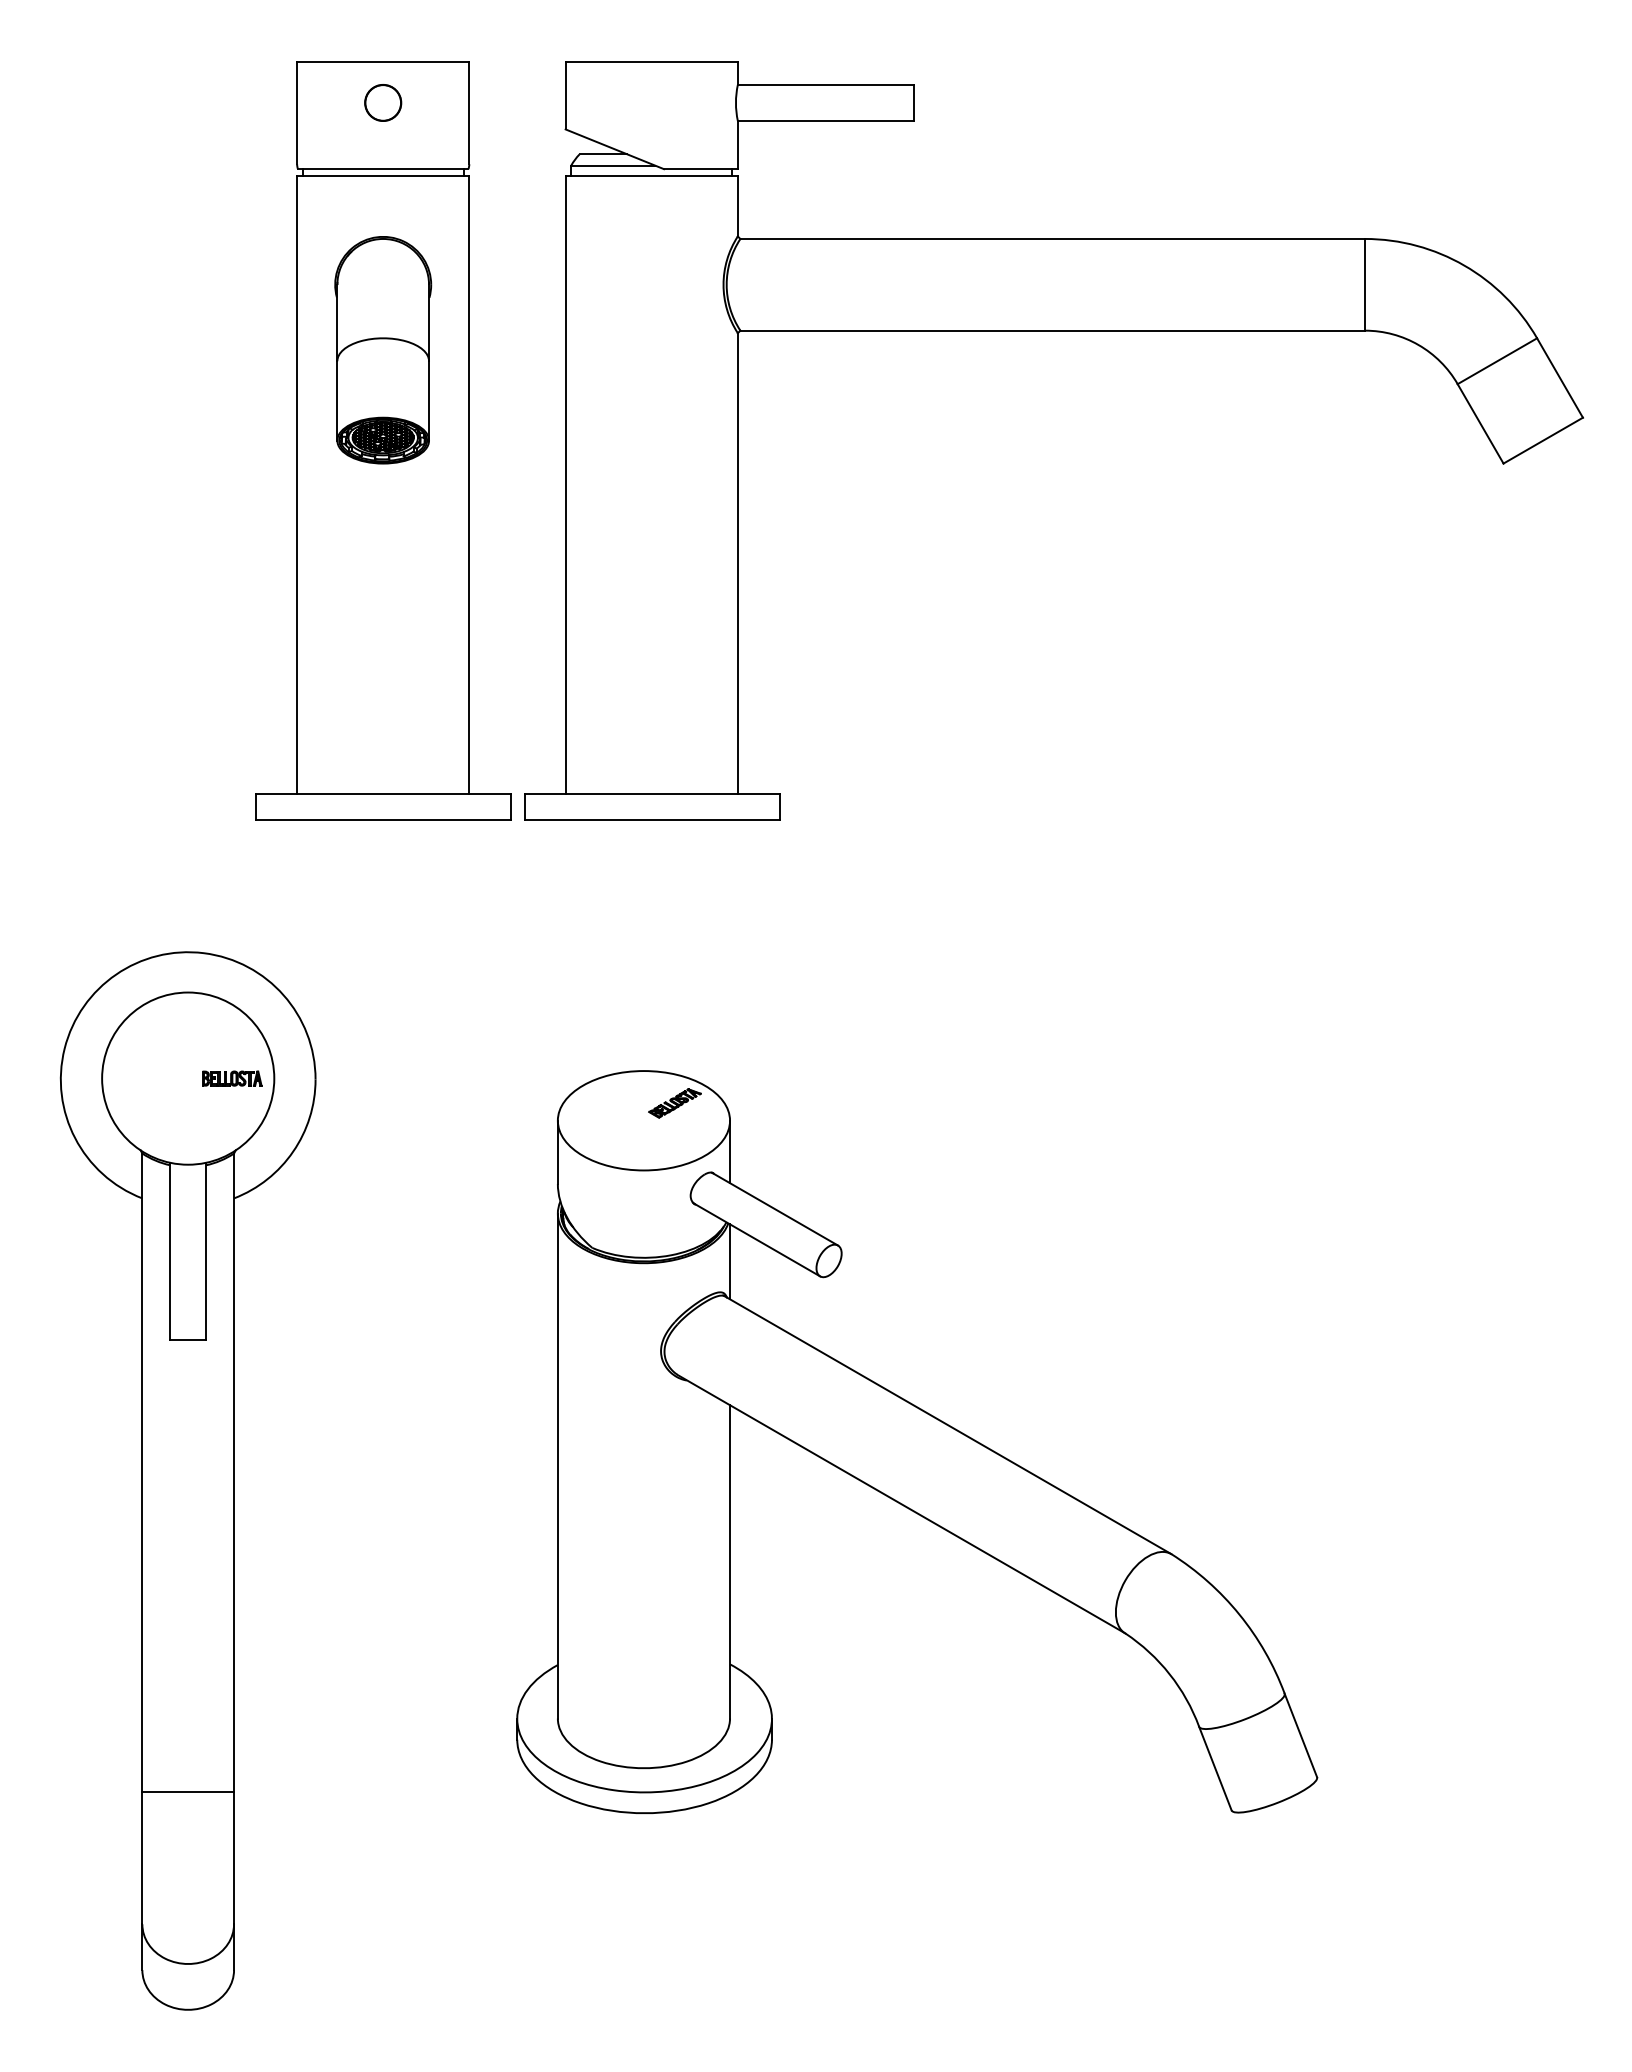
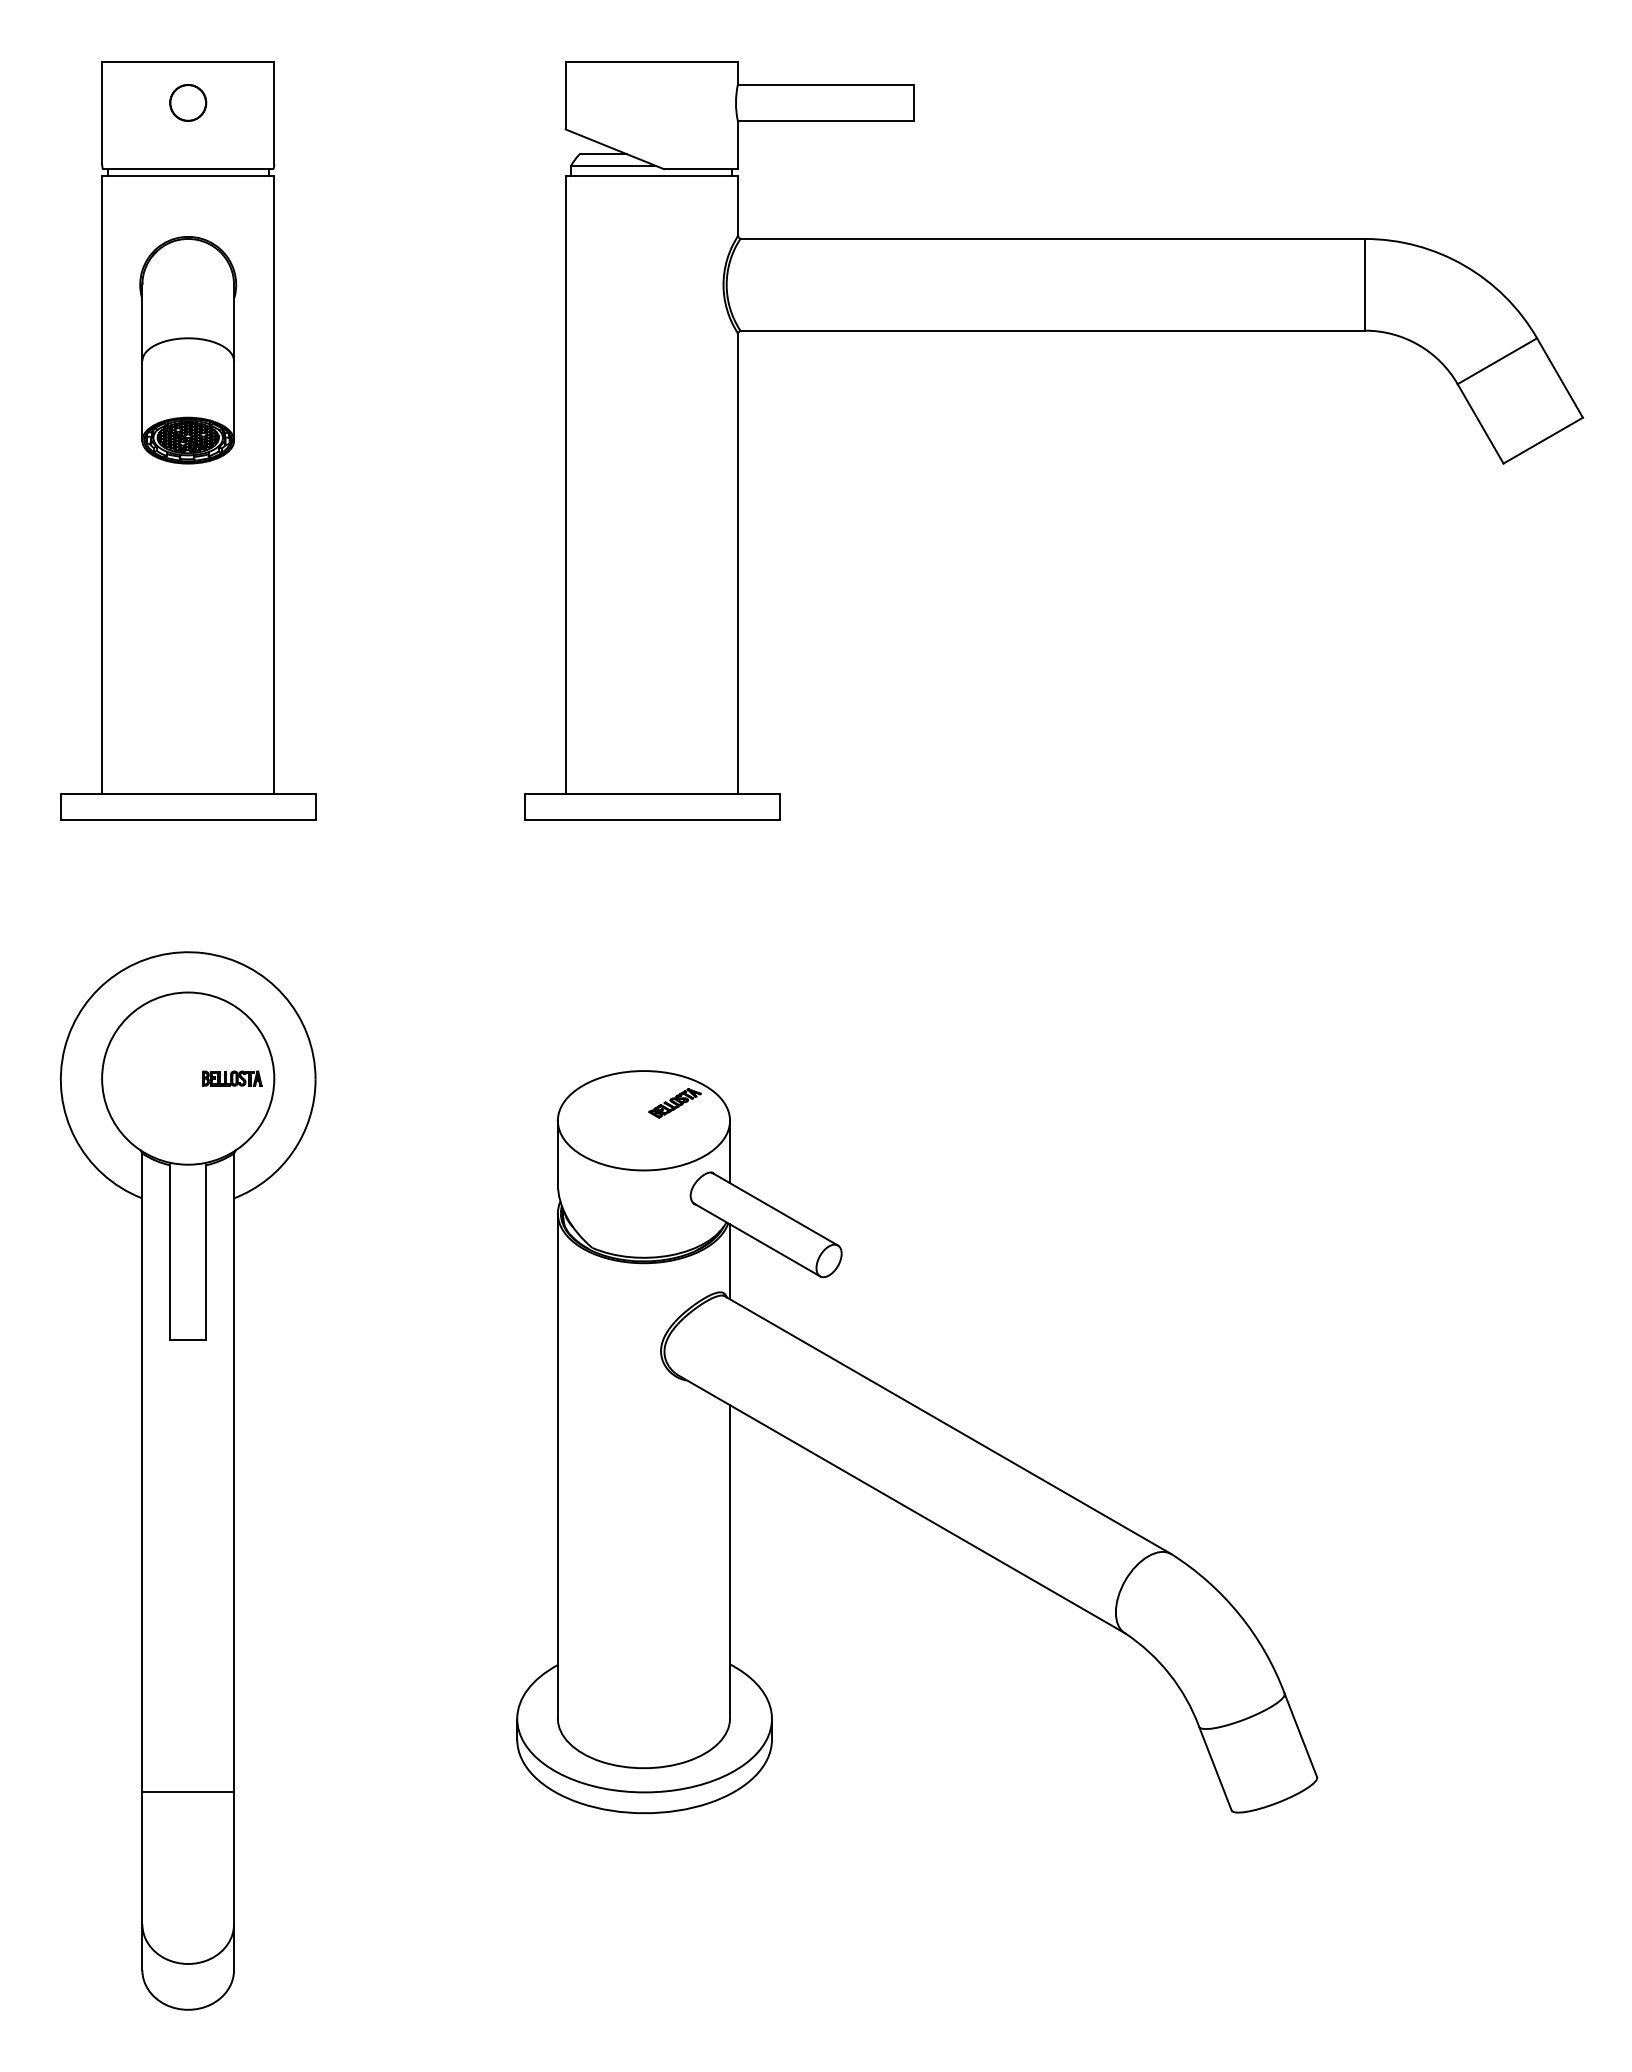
part position: (383, 440) -> (188, 440) (188, 440)
